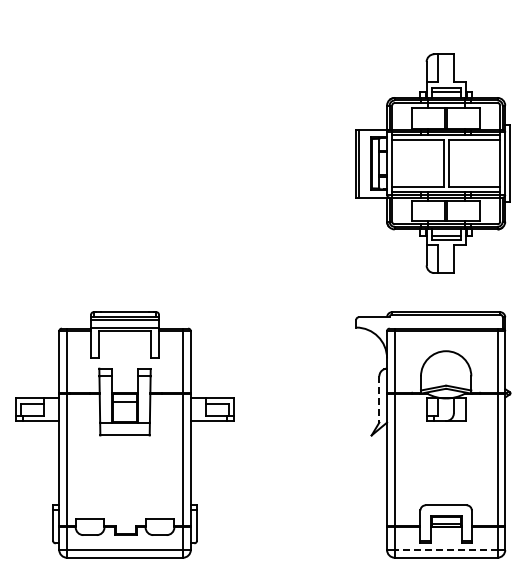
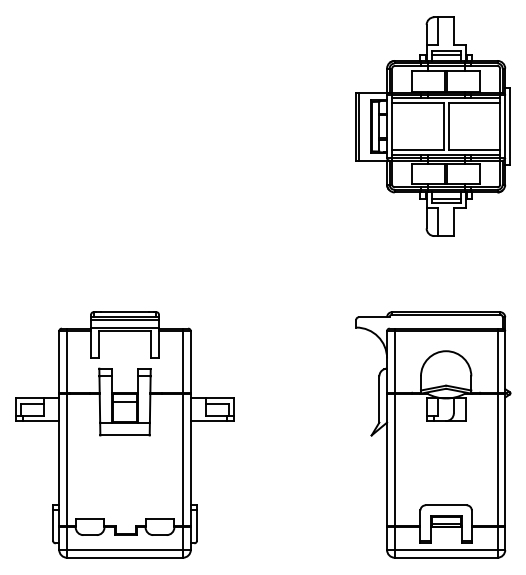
part position: (432, 163) -> (432, 126) (432, 126)
line: dashed -> solid (379, 399)
line: dashed -> solid (445, 550)
